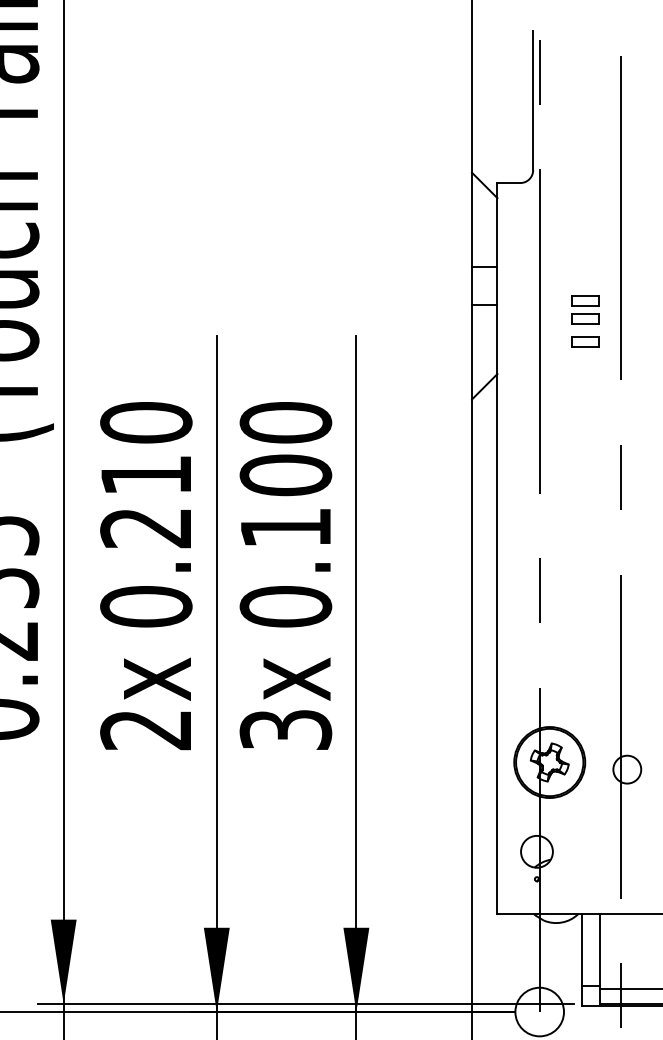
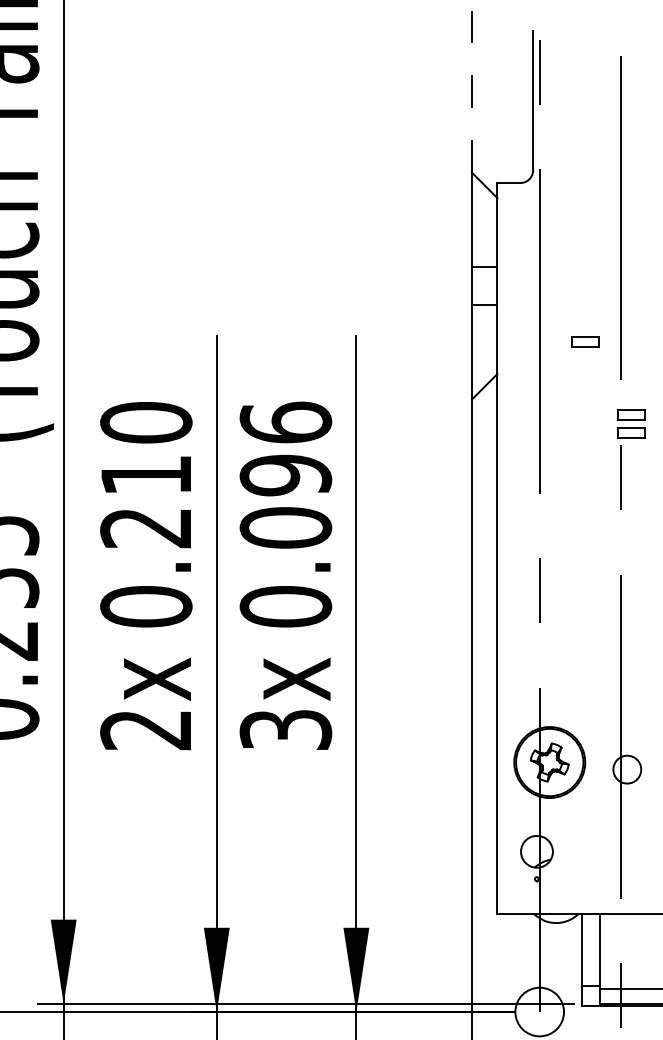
line: solid -> dashed (471, 86)
part position: (585, 309) -> (631, 423) (631, 423)
text: 0.100 -> 0.096 (285, 474)
